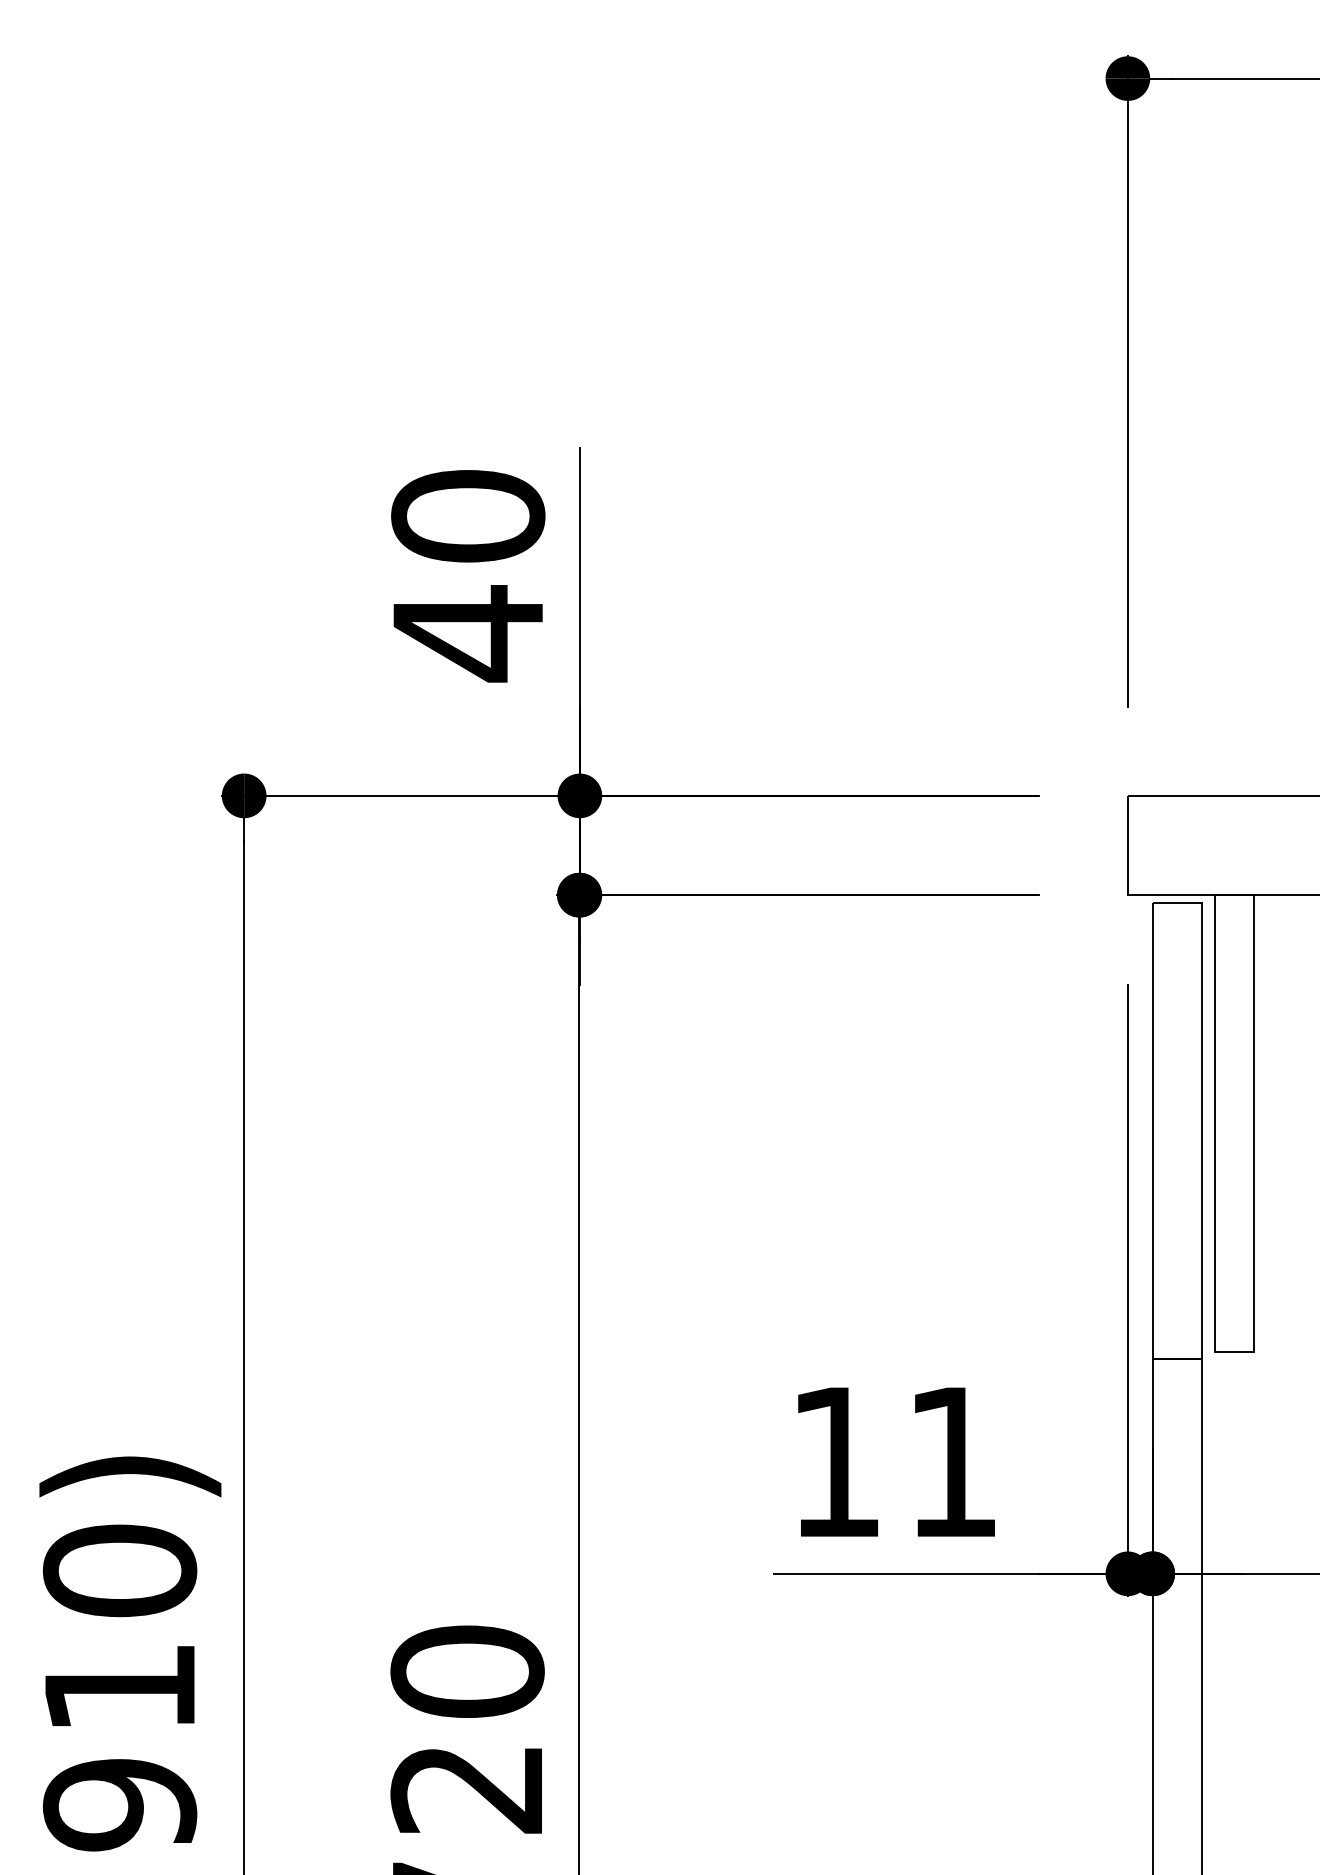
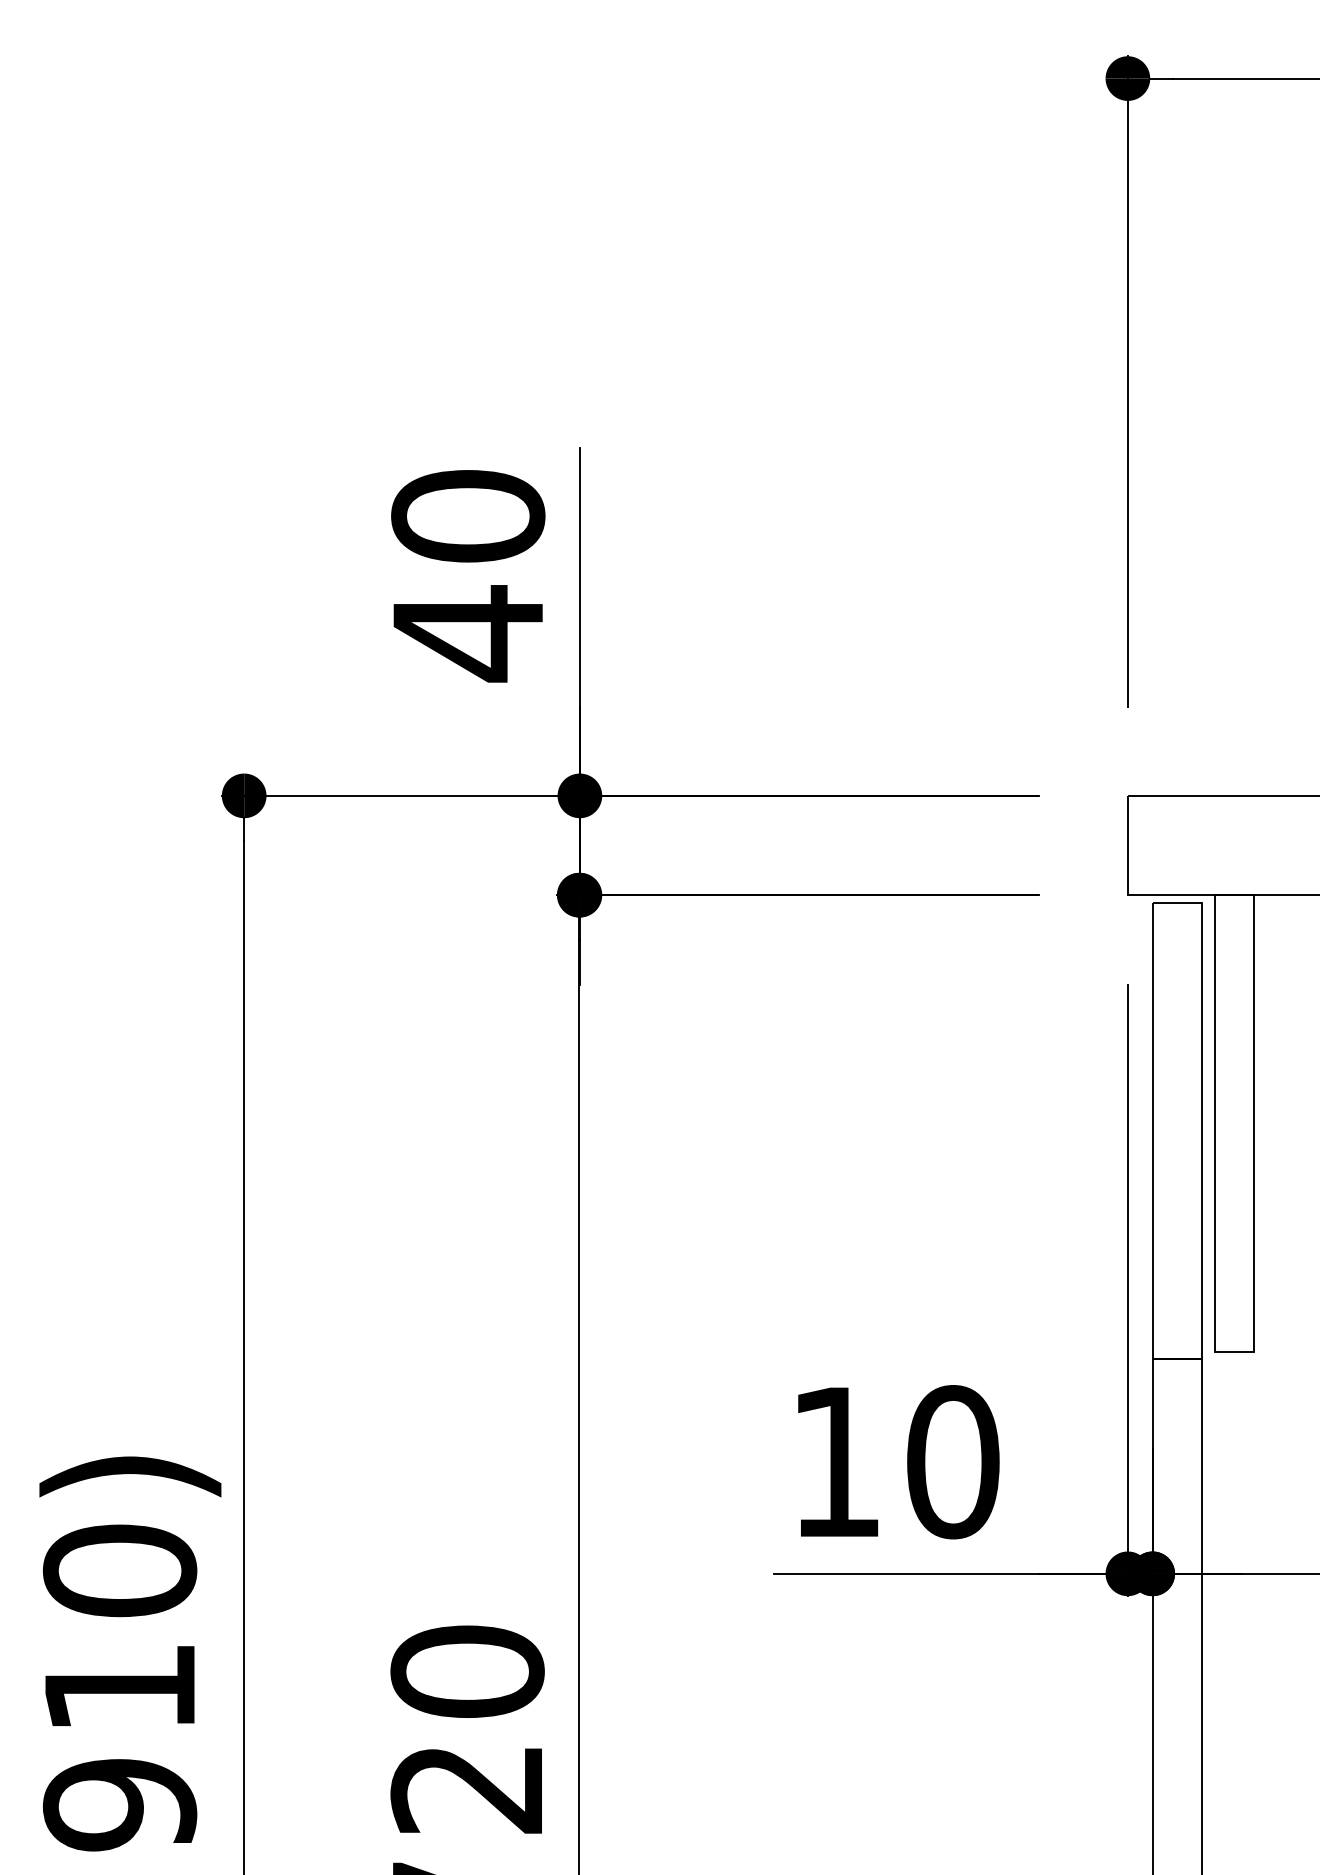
text: 11 -> 10 (953, 1462)
